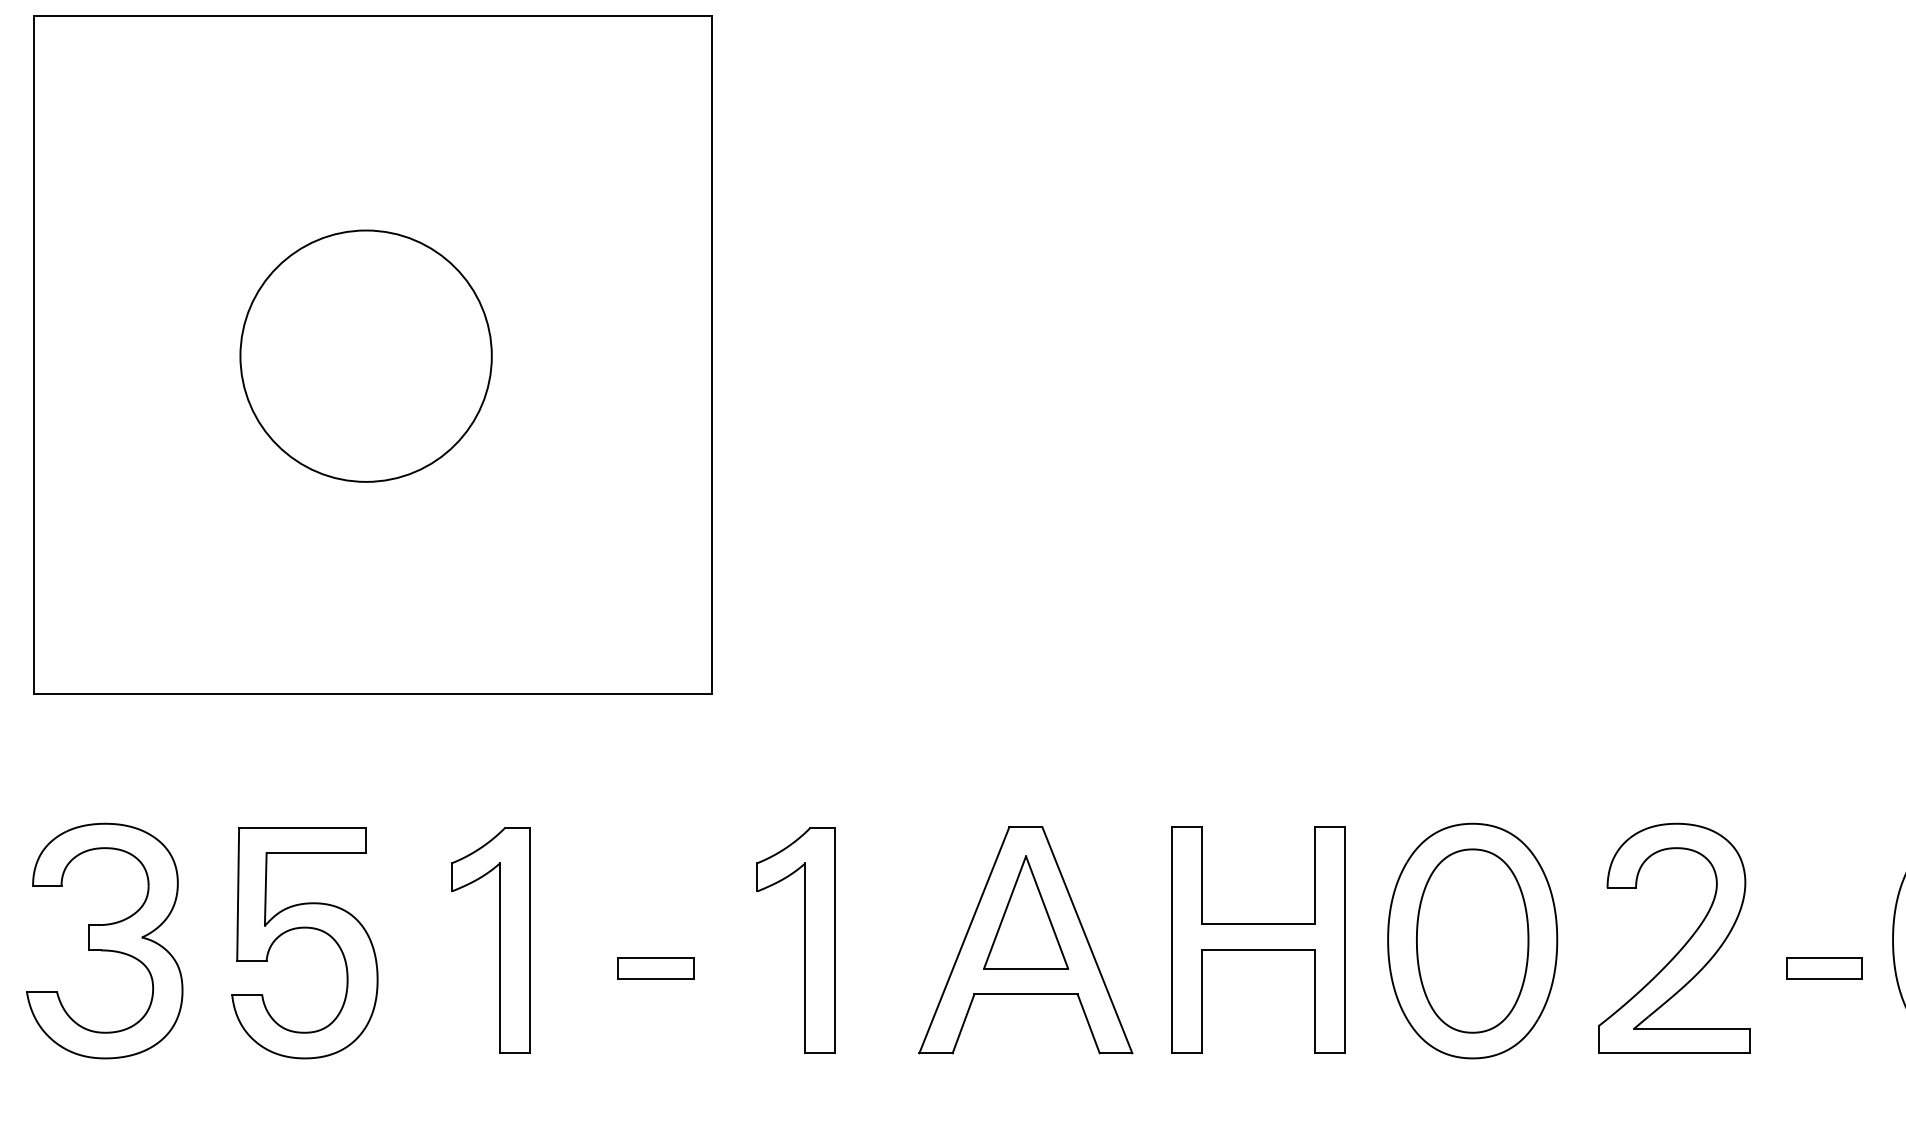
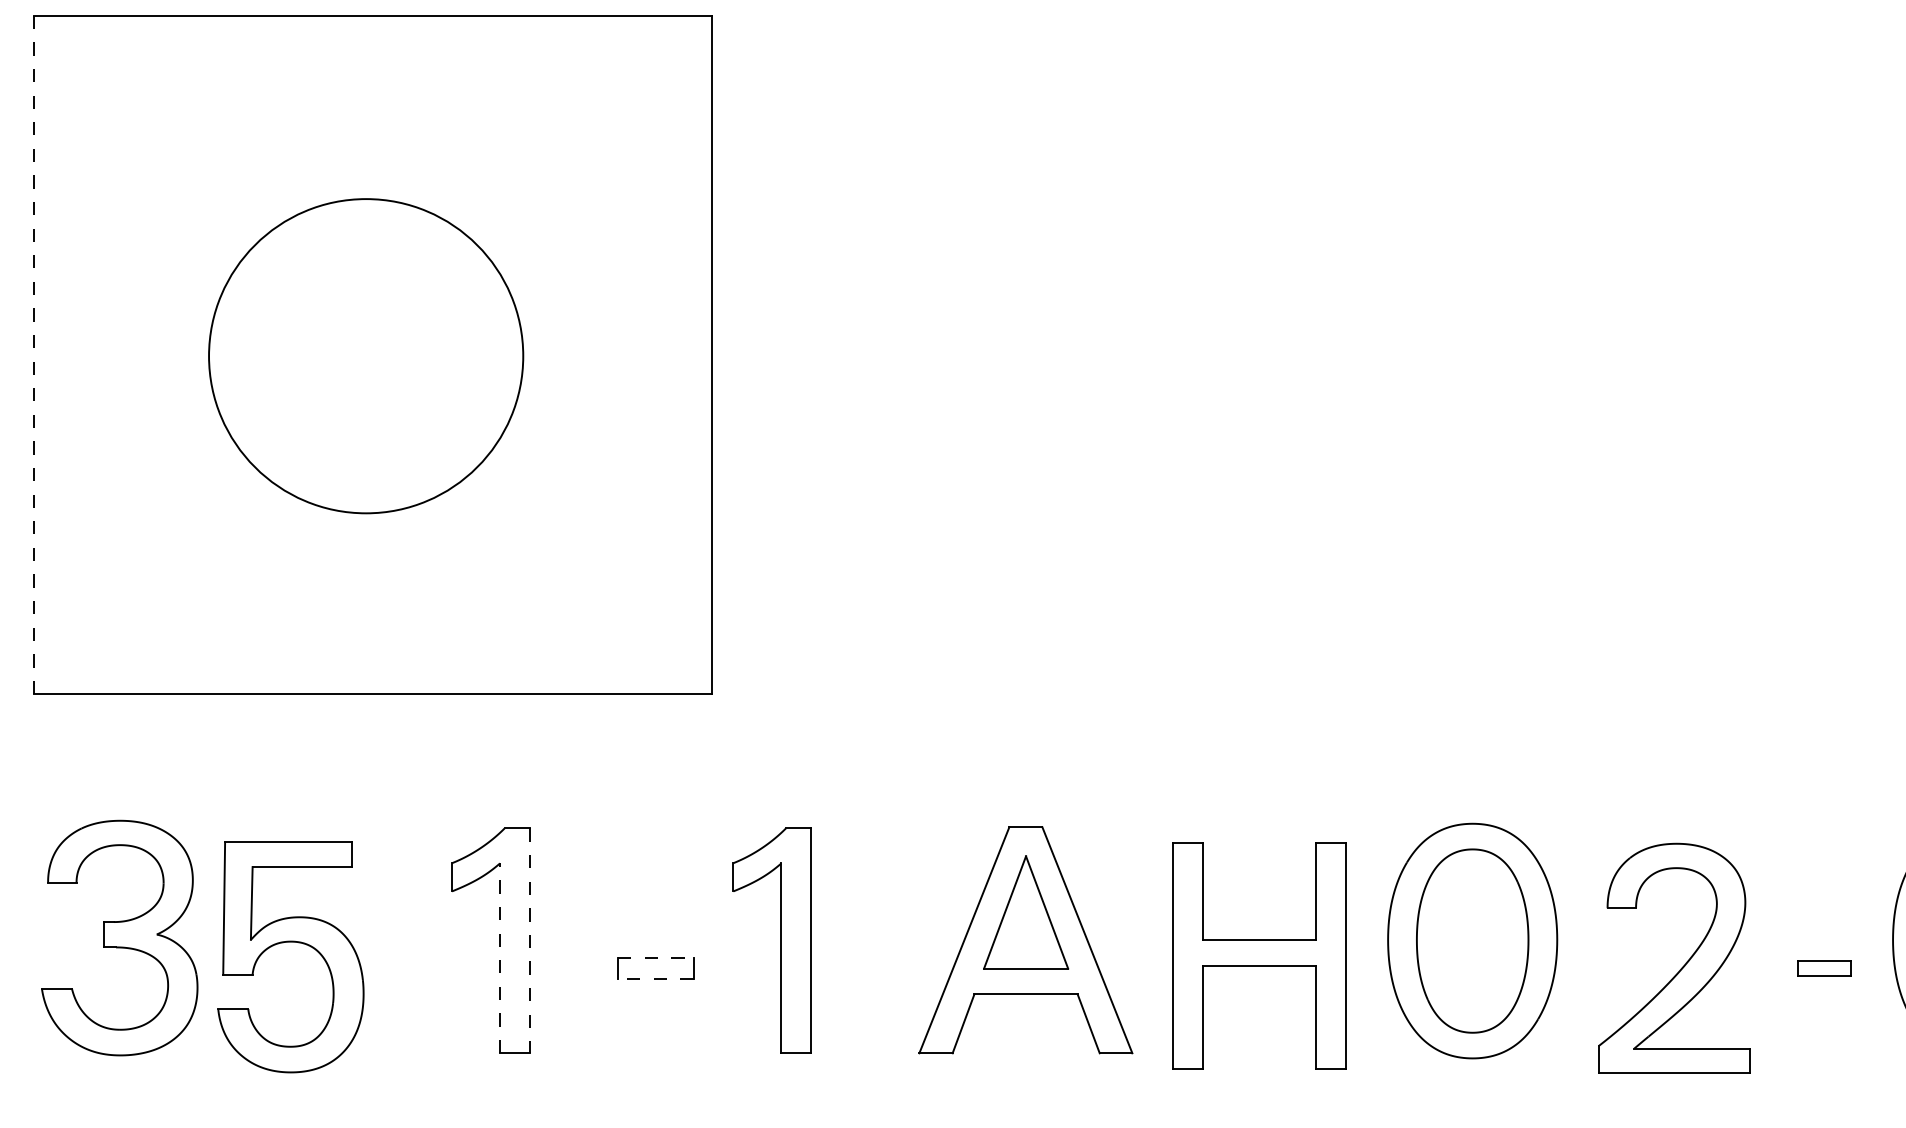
line: solid -> dashed (33, 355)
circle diameter: 251 px -> 314 px (366, 356)
part position: (304, 928) -> (290, 942) (290, 942)
part position: (1258, 939) -> (1259, 955) (1259, 955)
part position: (104, 940) -> (119, 937) (119, 937)
part position: (804, 940) -> (780, 940) (780, 940)
line: solid -> dashed (529, 941)
part position: (1683, 945) -> (1683, 965) (1683, 965)
line: solid -> dashed (655, 957)
line: solid -> dashed (500, 958)
part size: 77x23 px -> 55x17 px (1824, 968)
line: solid -> dashed (655, 978)
